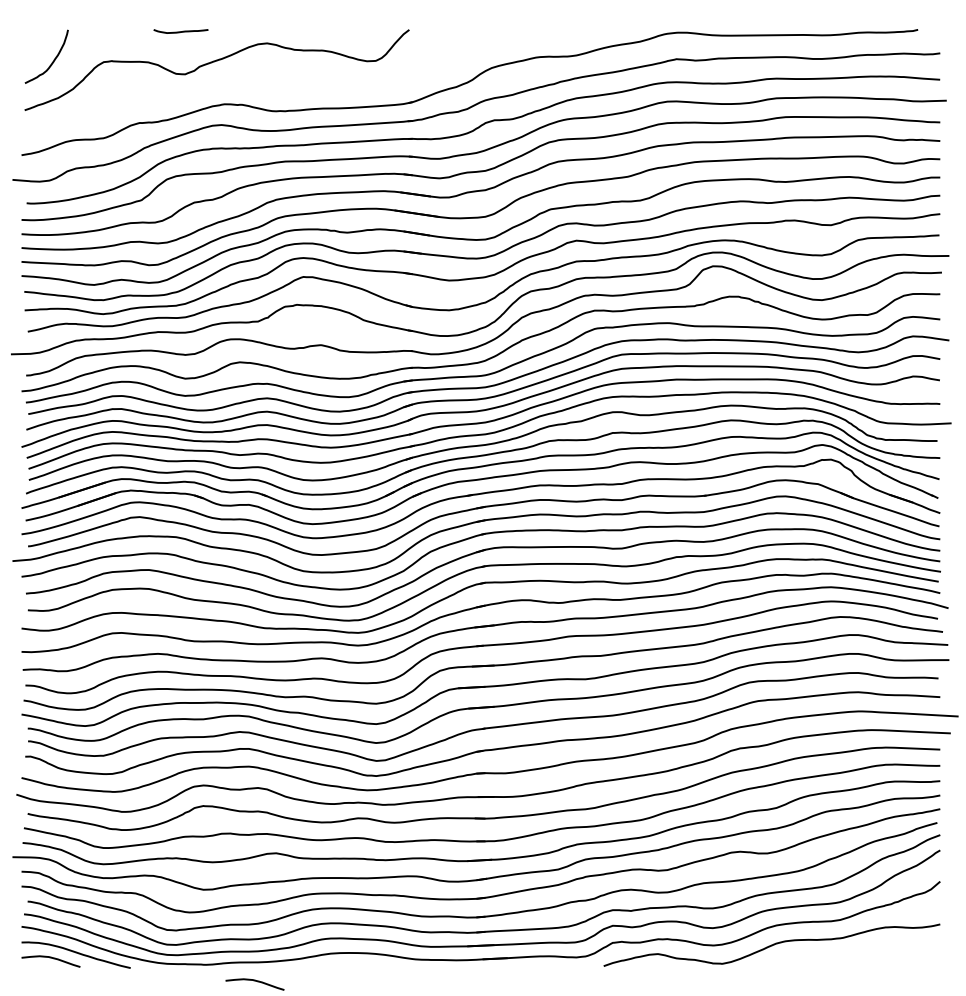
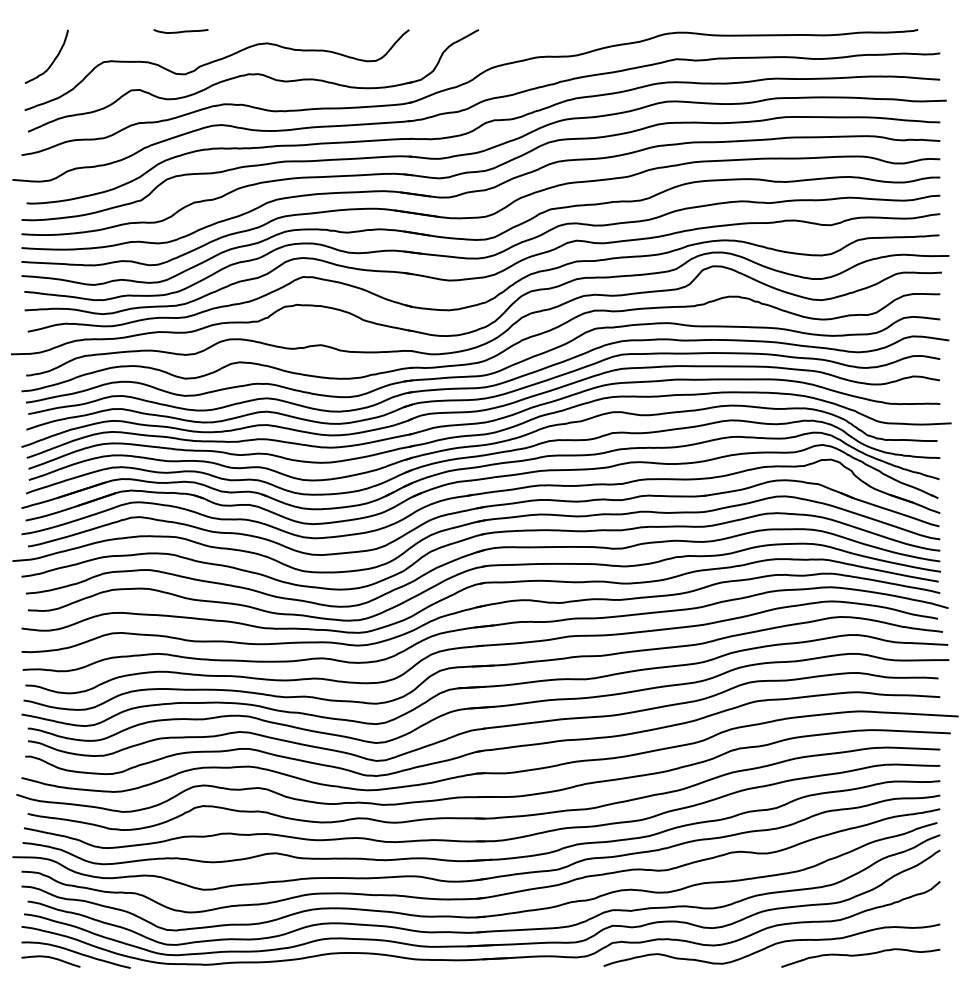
part: none -> present (253, 80)
curve: none -> present (860, 955)
curve: present -> none (254, 981)
